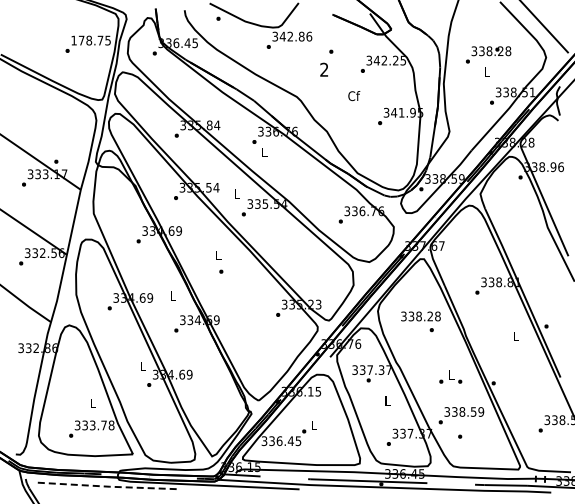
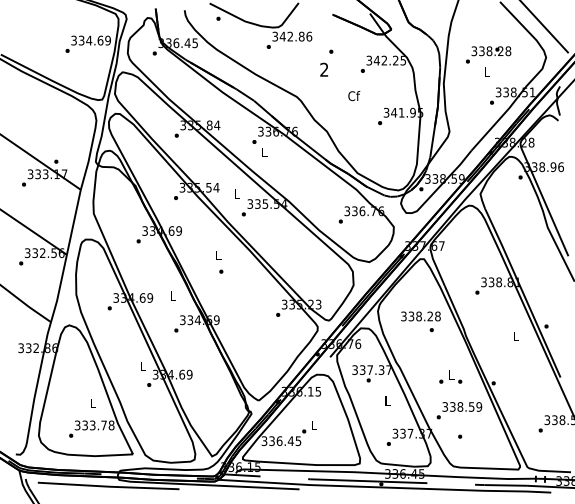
text: 178.75 -> 334.69 (90, 40)
text position: (461, 415) -> (459, 410) (459, 410)
line: dashed -> solid (108, 486)
